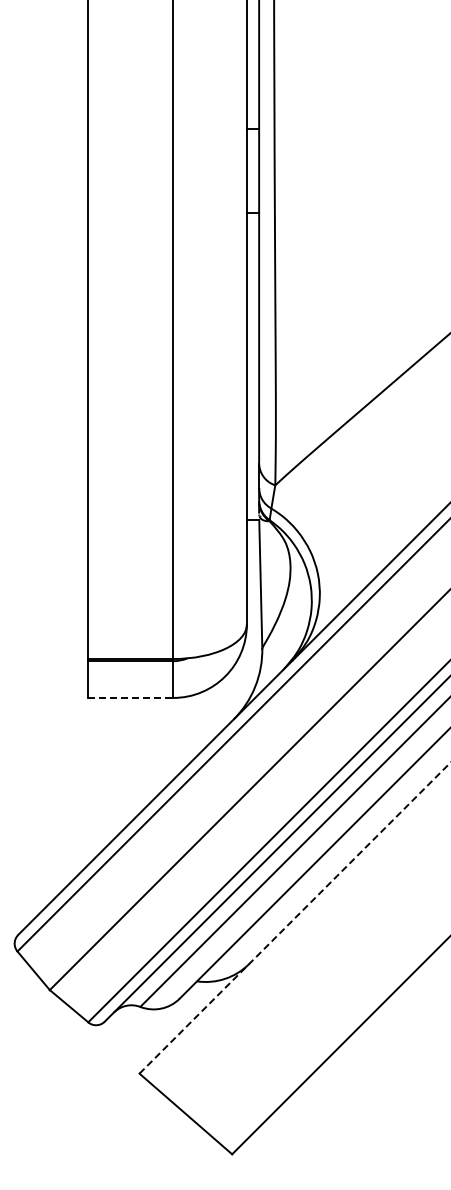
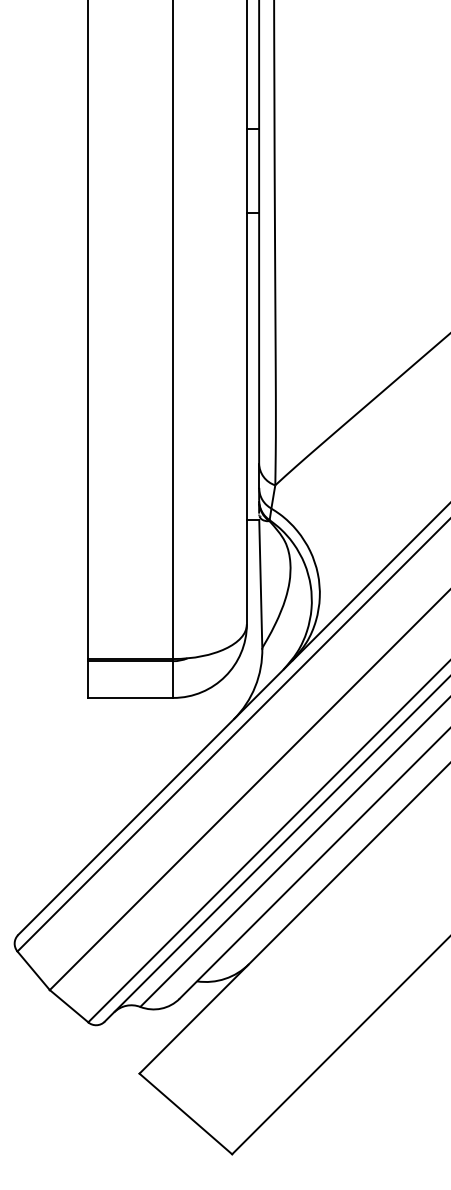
line: dashed -> solid (130, 697)
line: dashed -> solid (295, 918)
